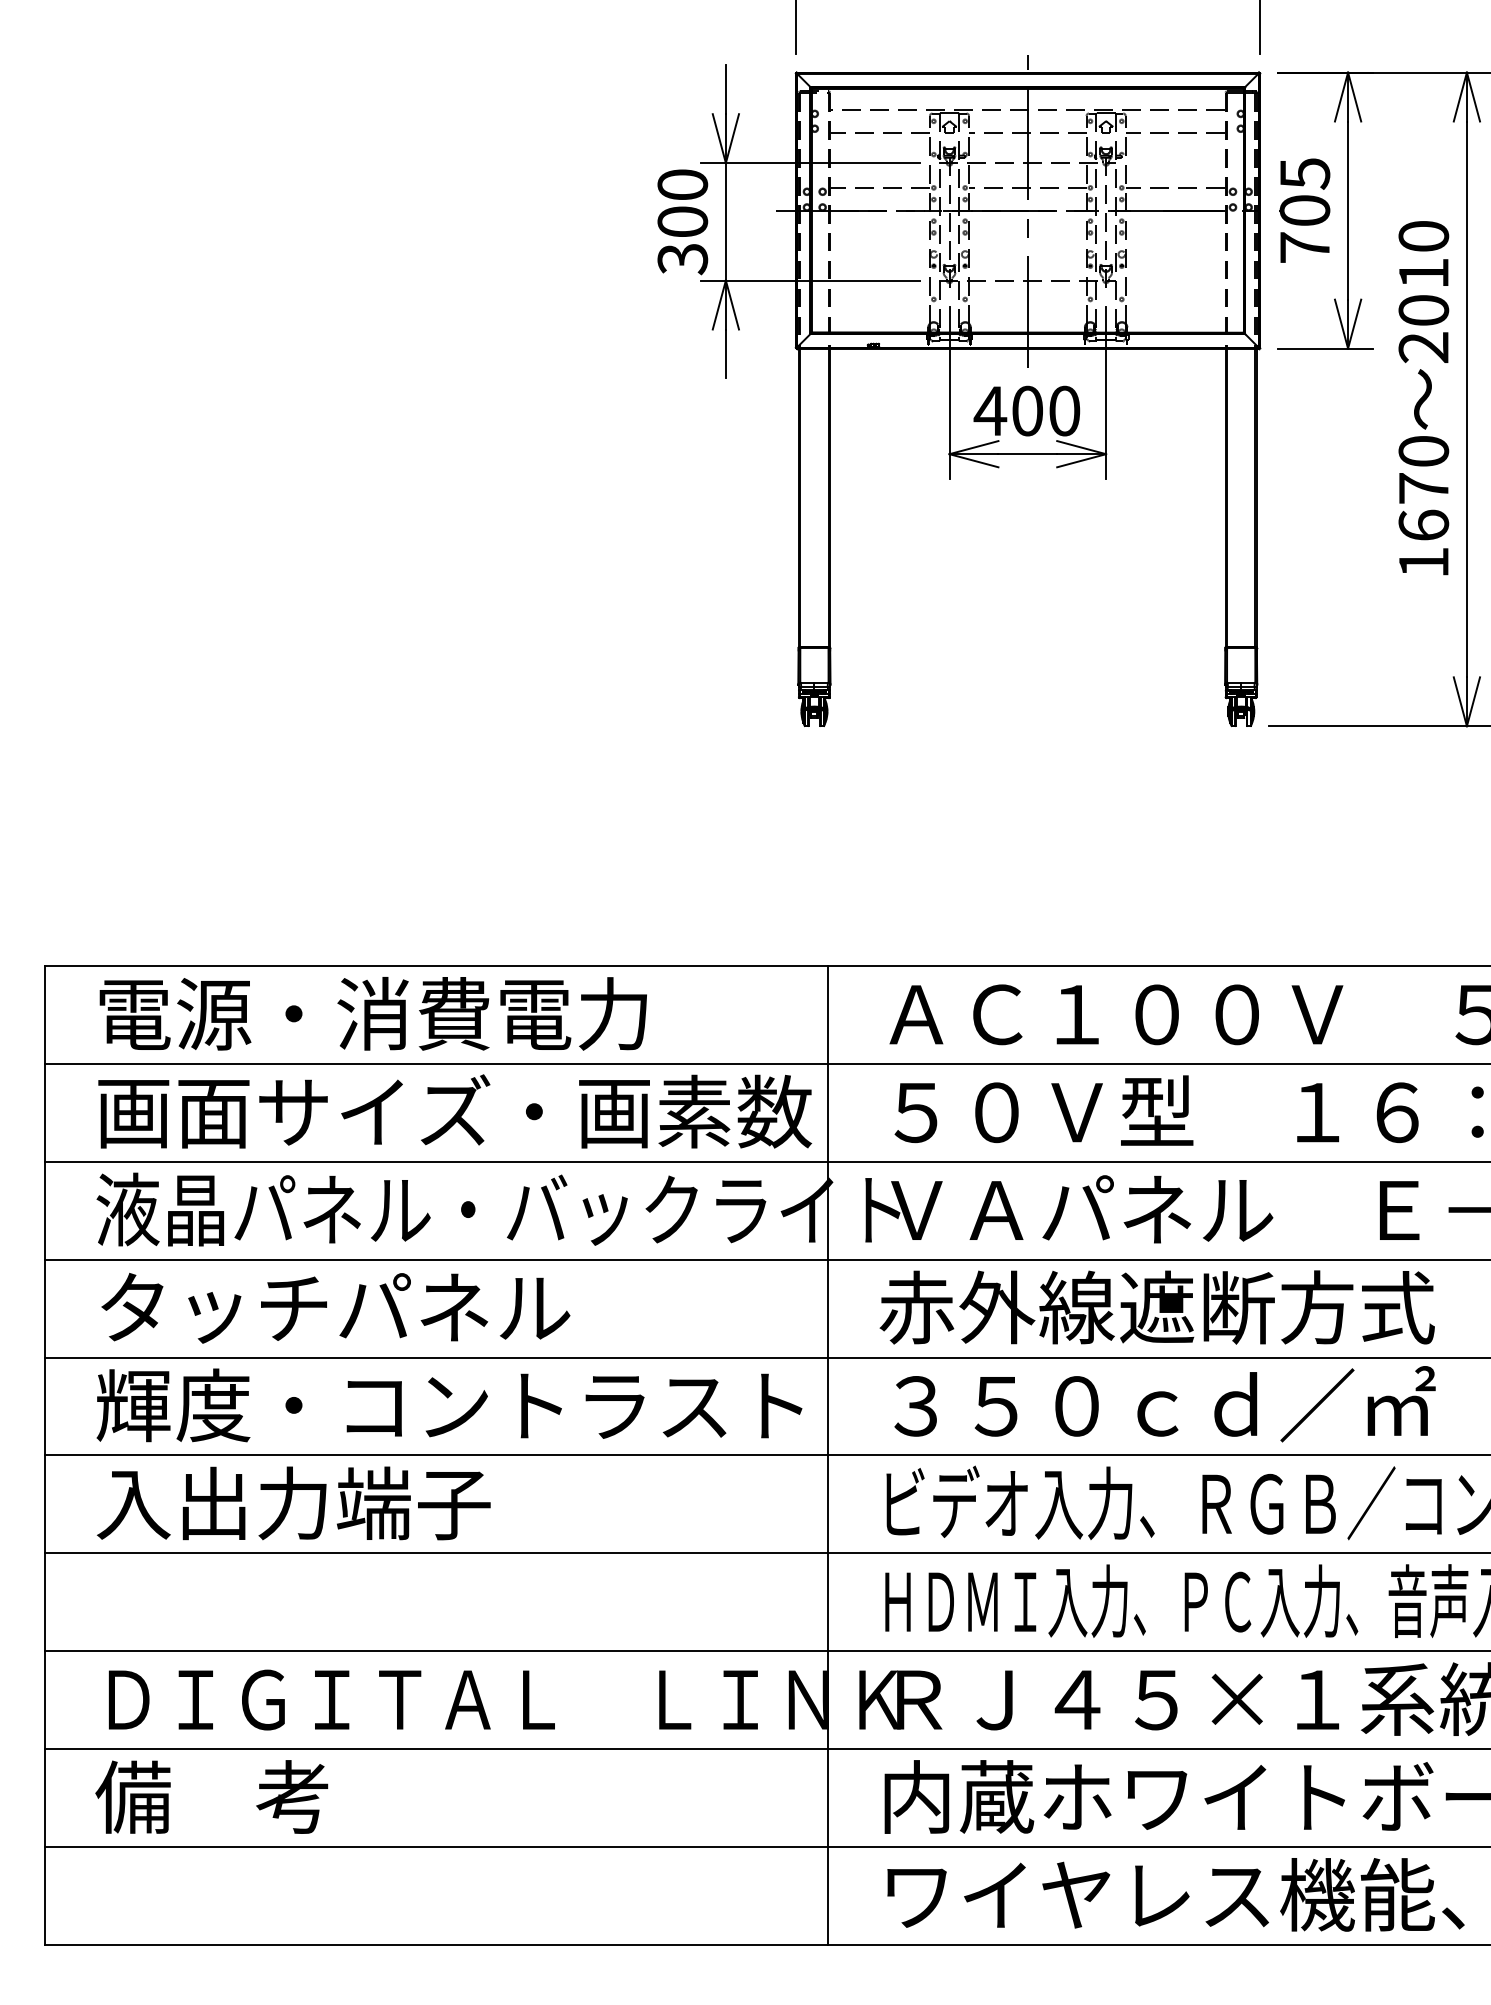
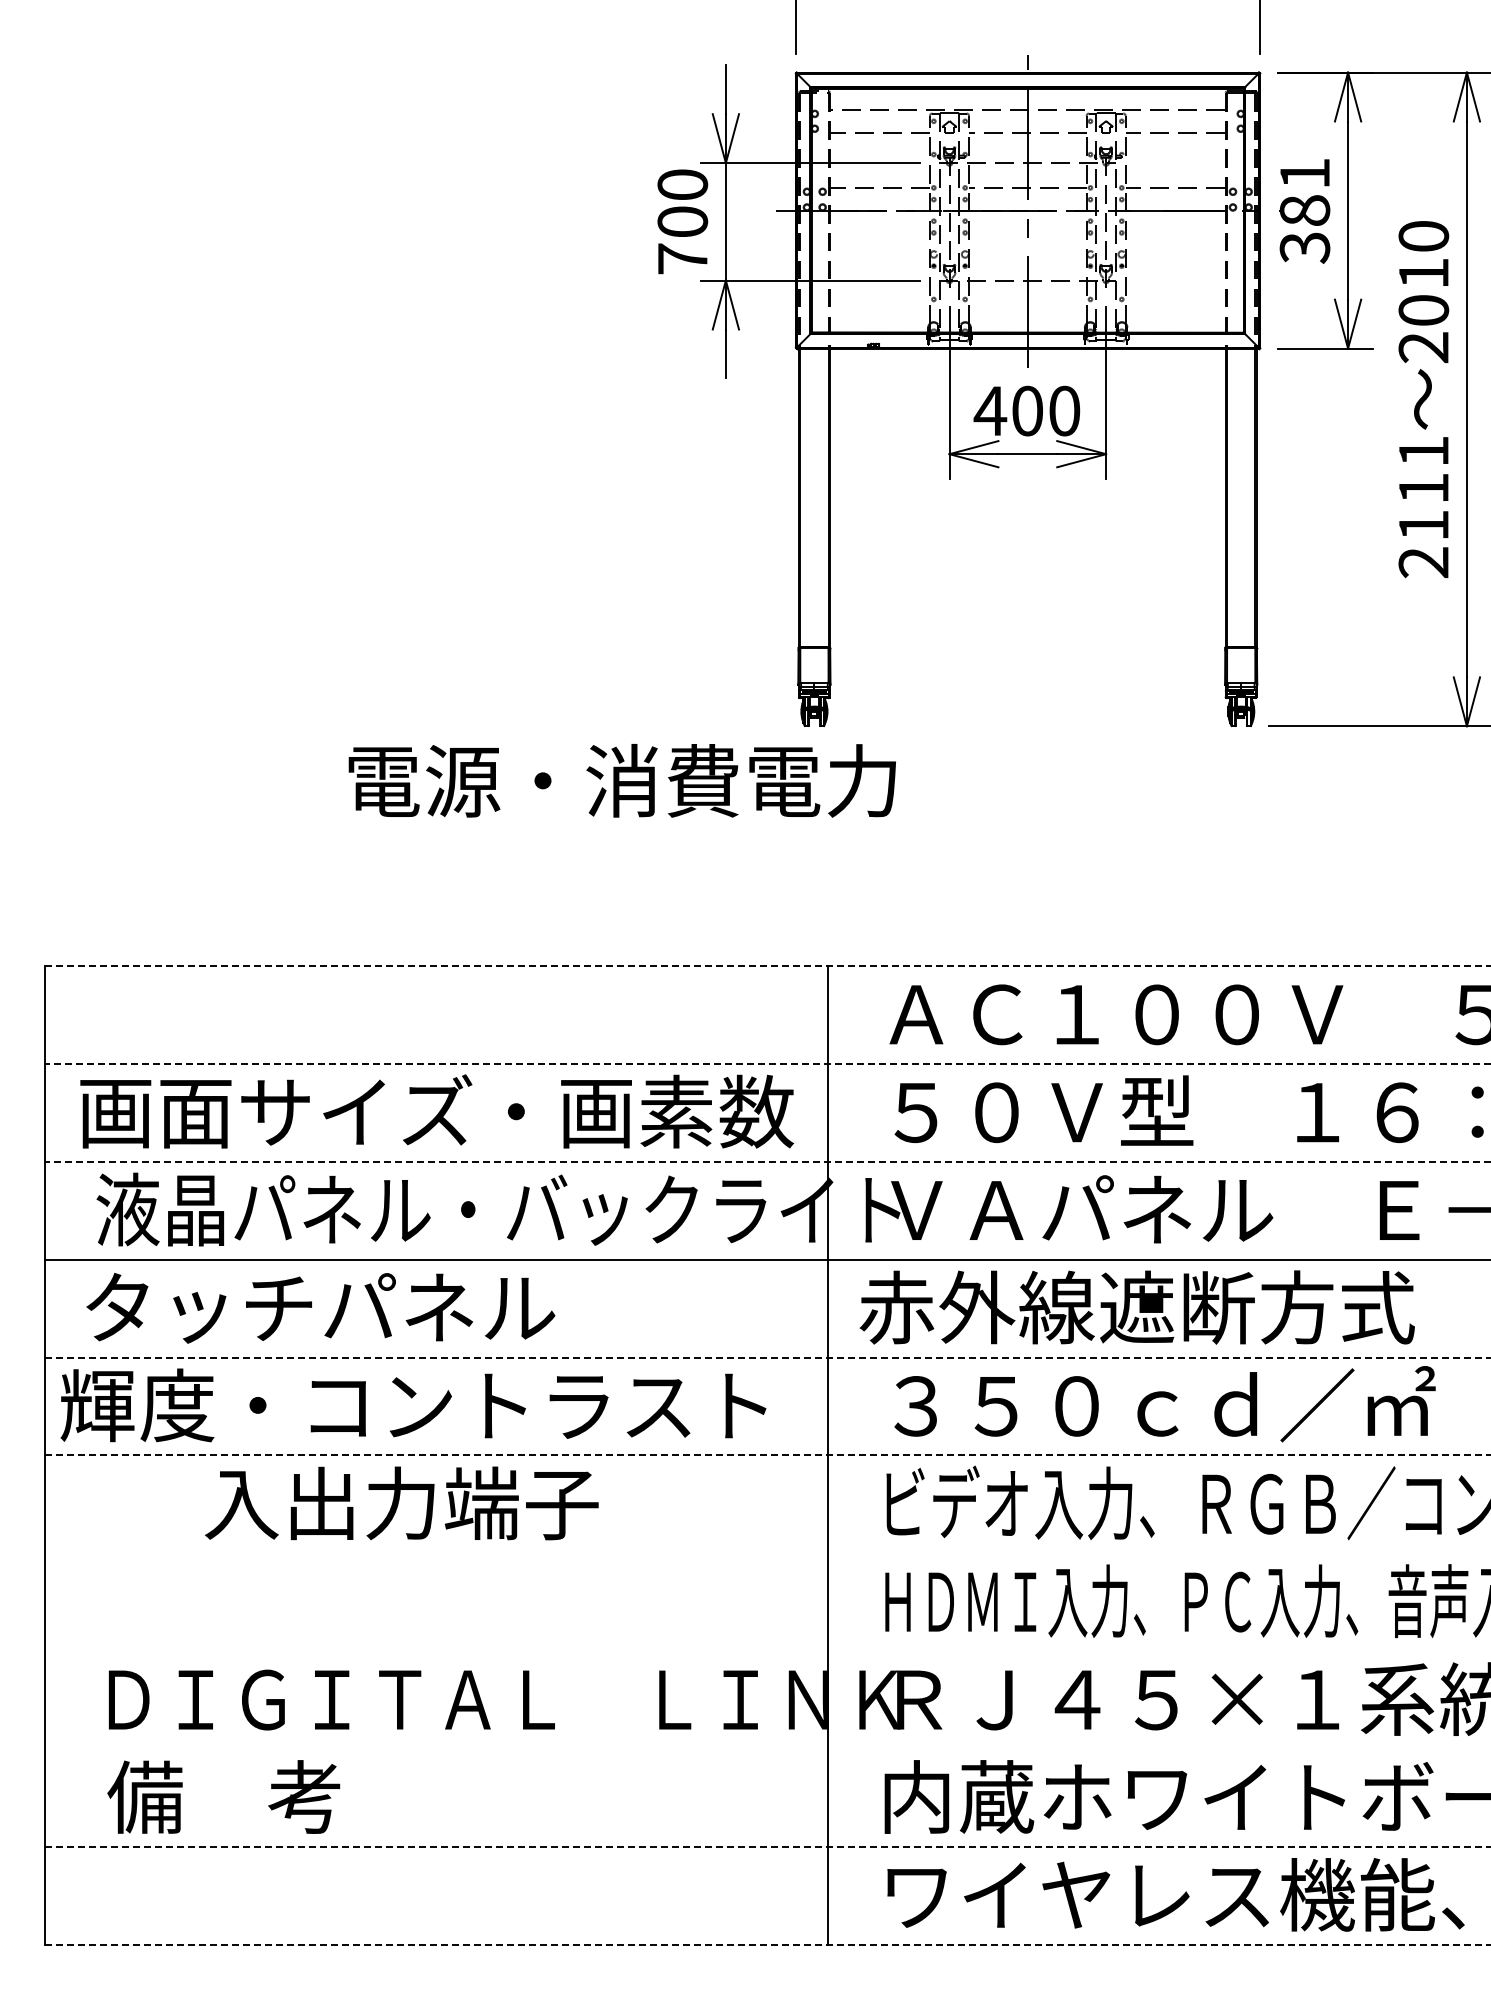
text: 705 -> 381 (1304, 210)
text: 300 -> 700 (682, 259)
text: 1670 -> 2111 (1423, 507)
line: solid -> dashed (767, 965)
text position: (372, 1013) -> (621, 780) (621, 780)
line: solid -> dashed (767, 1063)
text position: (455, 1111) -> (437, 1111) (437, 1111)
line: solid -> dashed (767, 1161)
text position: (335, 1307) -> (320, 1307) (320, 1307)
text position: (1156, 1307) -> (1136, 1307) (1136, 1307)
line: solid -> dashed (767, 1357)
text position: (449, 1405) -> (413, 1405) (413, 1405)
line: solid -> dashed (767, 1455)
text position: (293, 1503) -> (401, 1503) (401, 1503)
line: present -> none (765, 1553)
line: present -> none (765, 1651)
line: present -> none (765, 1749)
text position: (211, 1796) -> (223, 1796) (223, 1796)
line: solid -> dashed (767, 1846)
line: solid -> dashed (767, 1944)
